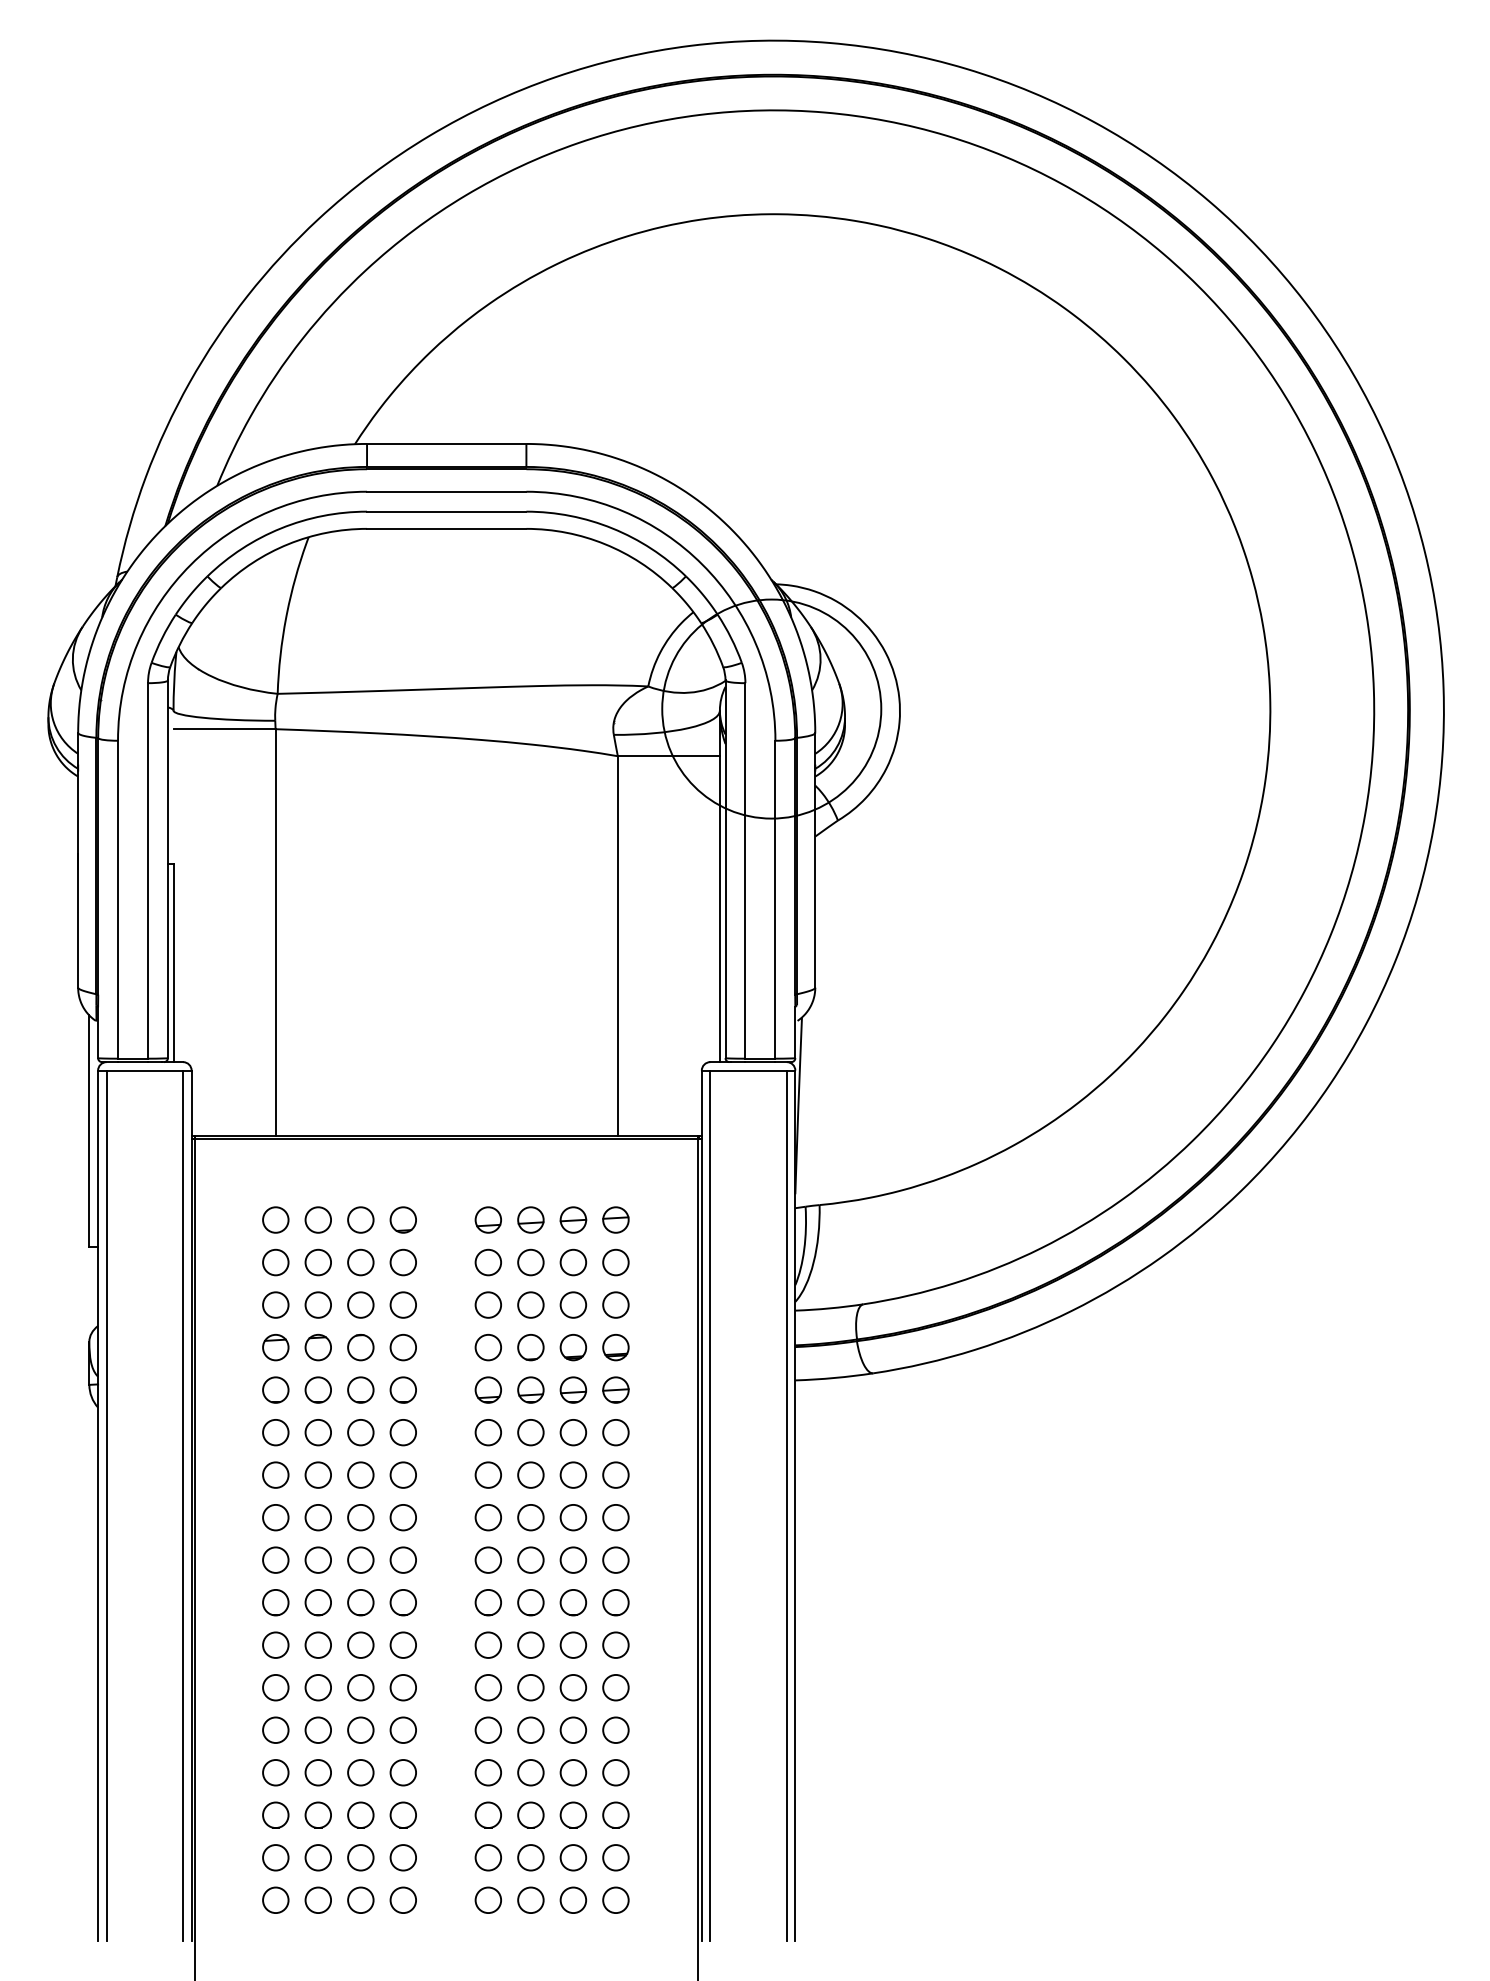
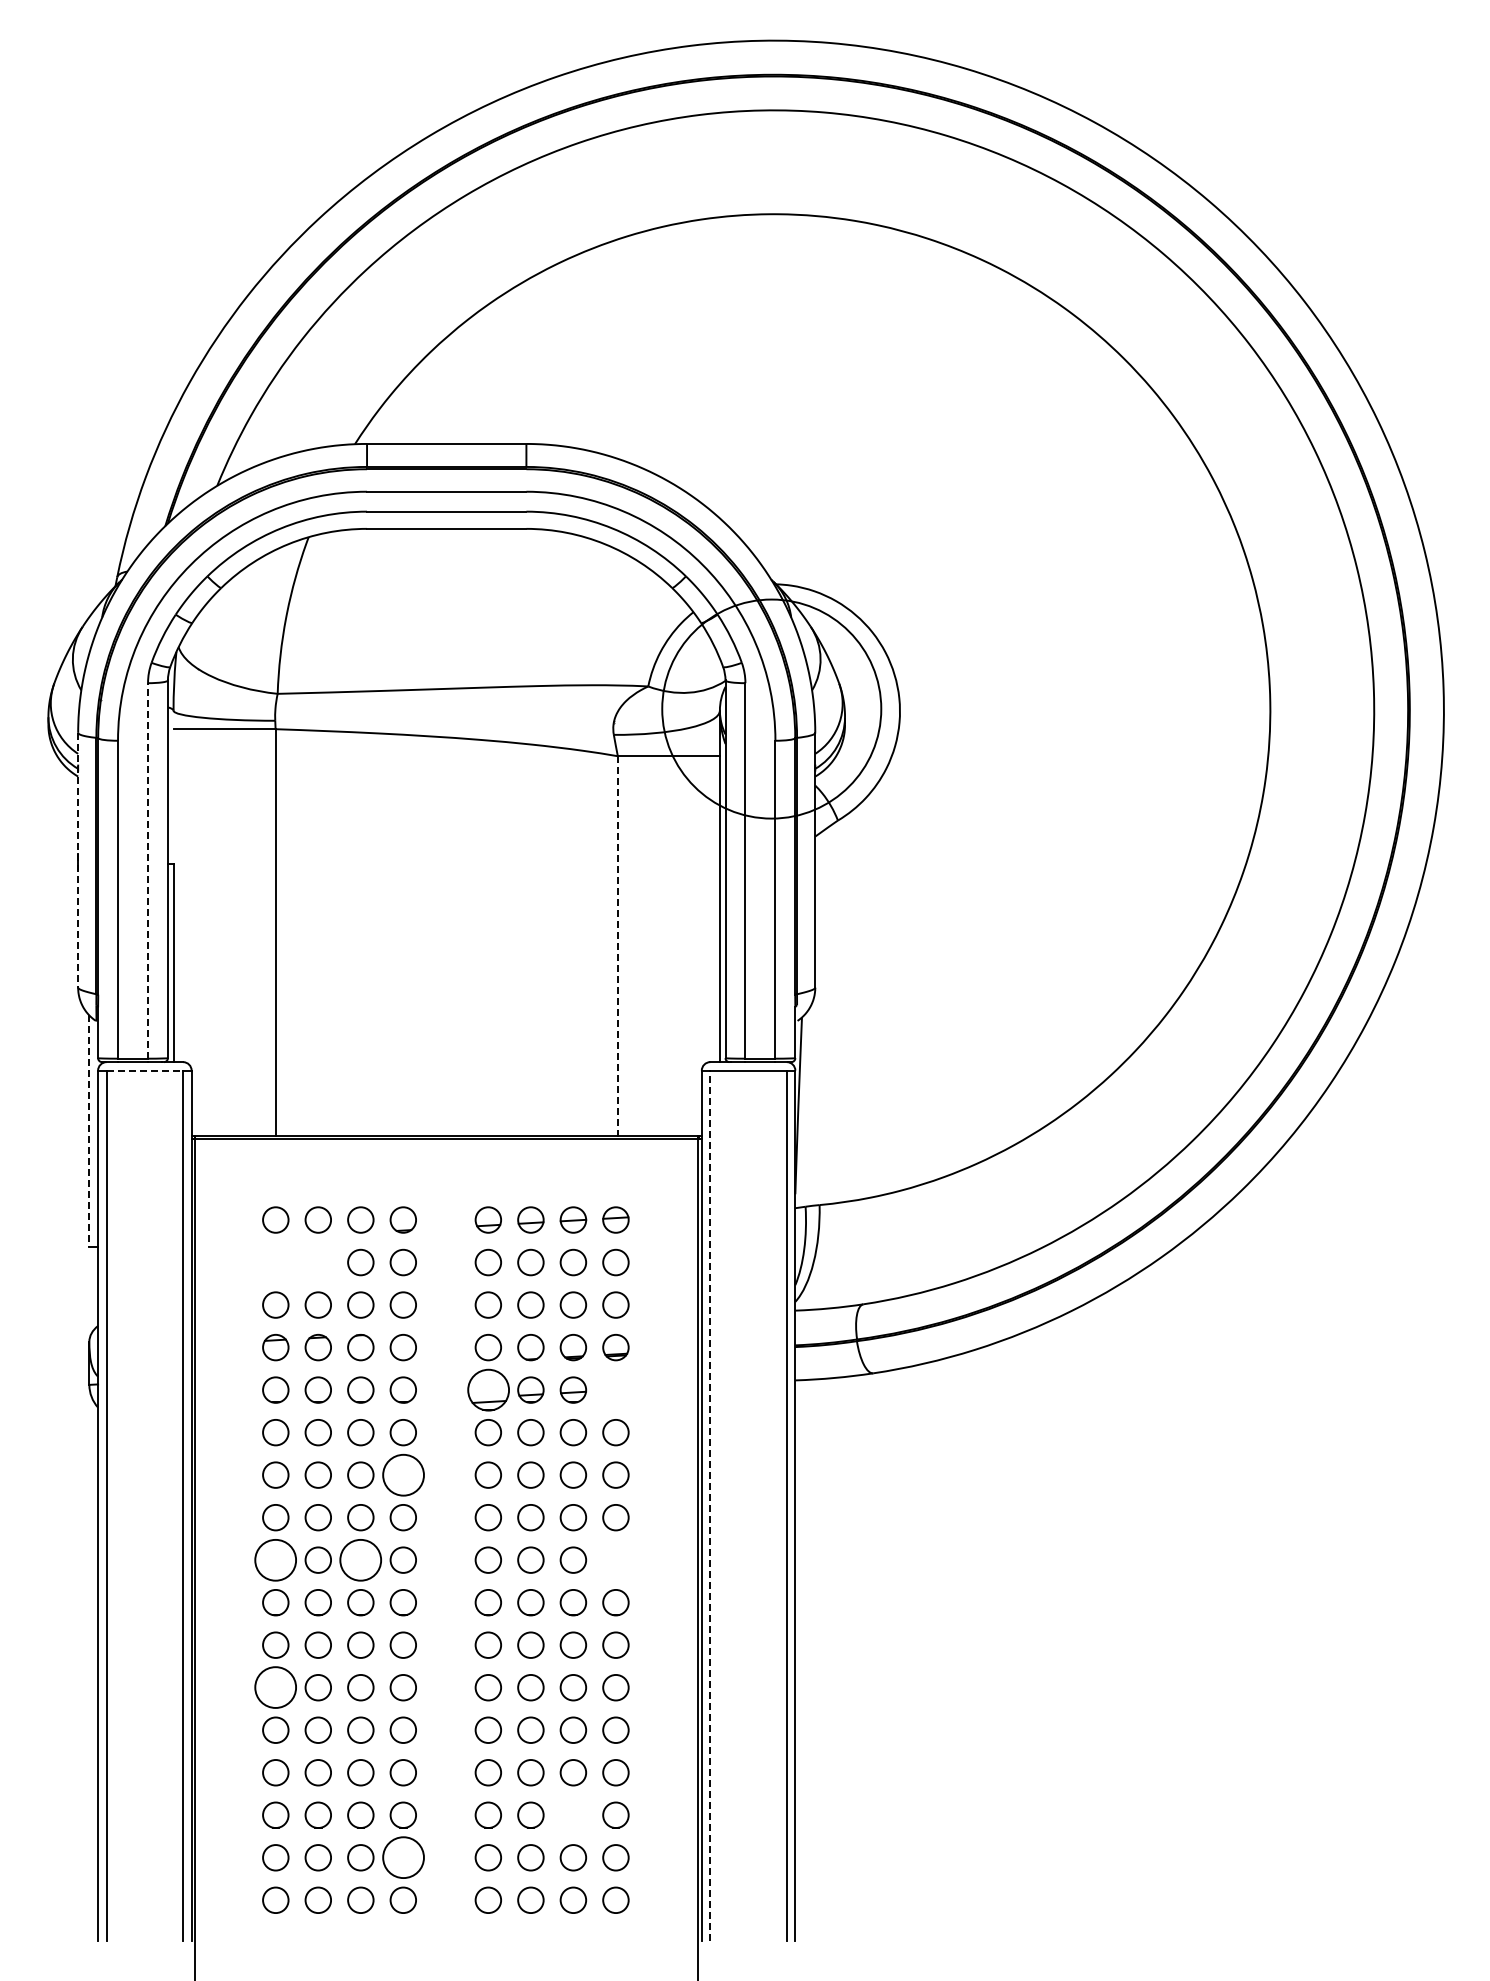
line: solid -> dashed (78, 860)
line: solid -> dashed (148, 870)
line: solid -> dashed (617, 946)
line: solid -> dashed (145, 1070)
line: solid -> dashed (89, 1131)
circle: present -> none (275, 1262)
circle: present -> none (317, 1262)
part size: 28x28 px -> 43x44 px (488, 1389)
part: present -> none (615, 1389)
circle size: 28x28 px -> 43x44 px (403, 1474)
line: solid -> dashed (710, 1505)
circle size: 28x28 px -> 43x43 px (275, 1560)
circle size: 28x28 px -> 43x43 px (360, 1560)
circle: present -> none (615, 1559)
circle size: 28x28 px -> 43x43 px (275, 1687)
part: present -> none (573, 1814)
circle size: 28x28 px -> 43x43 px (403, 1857)
